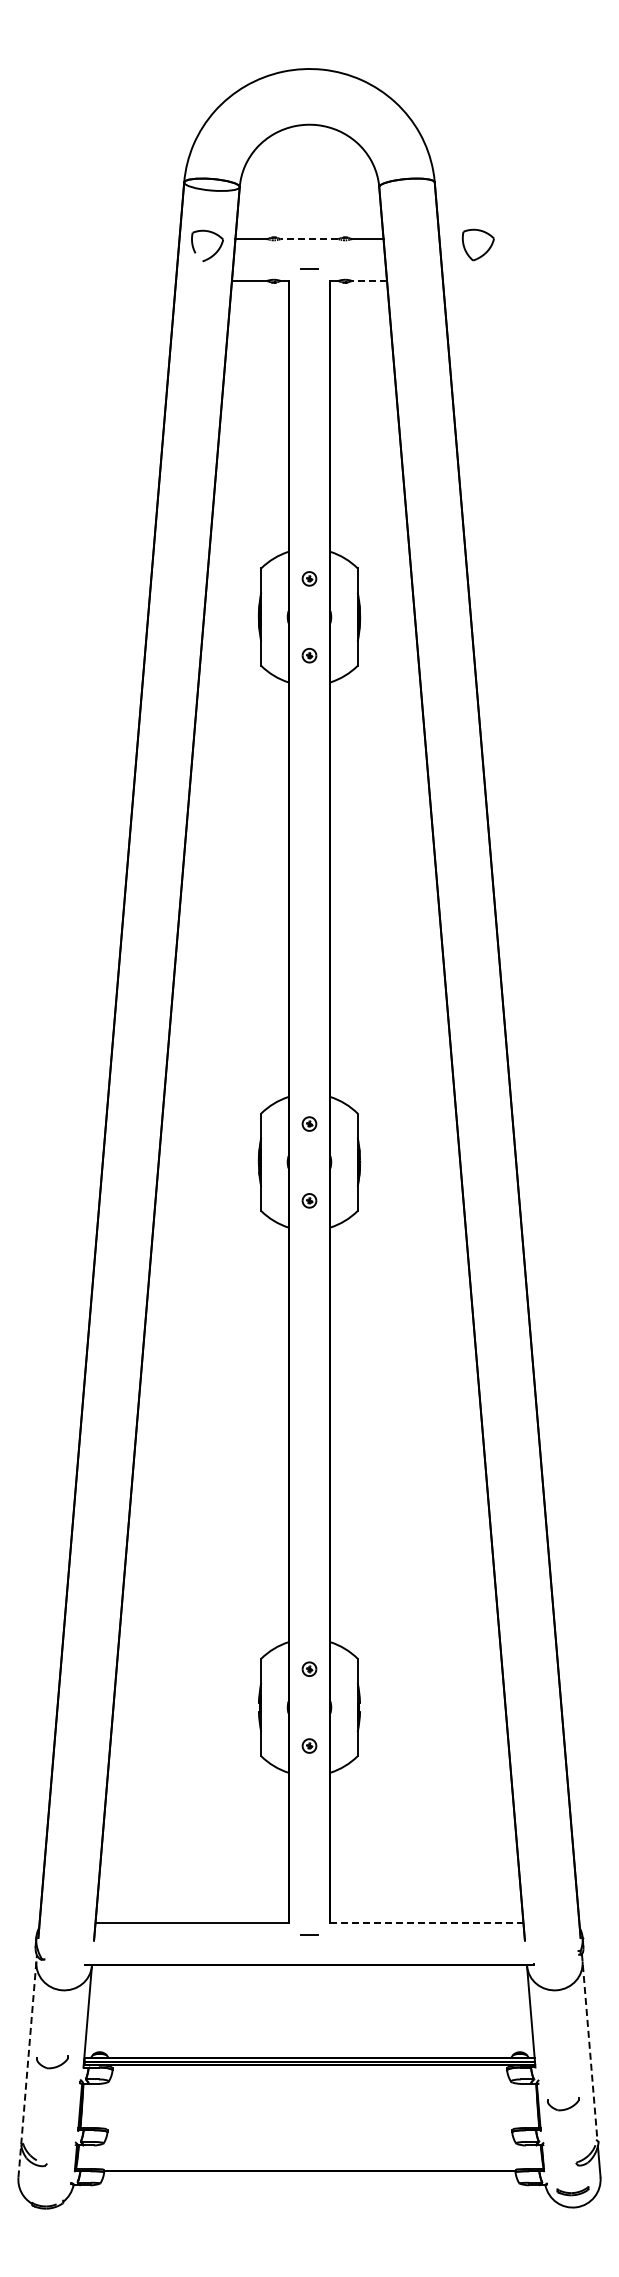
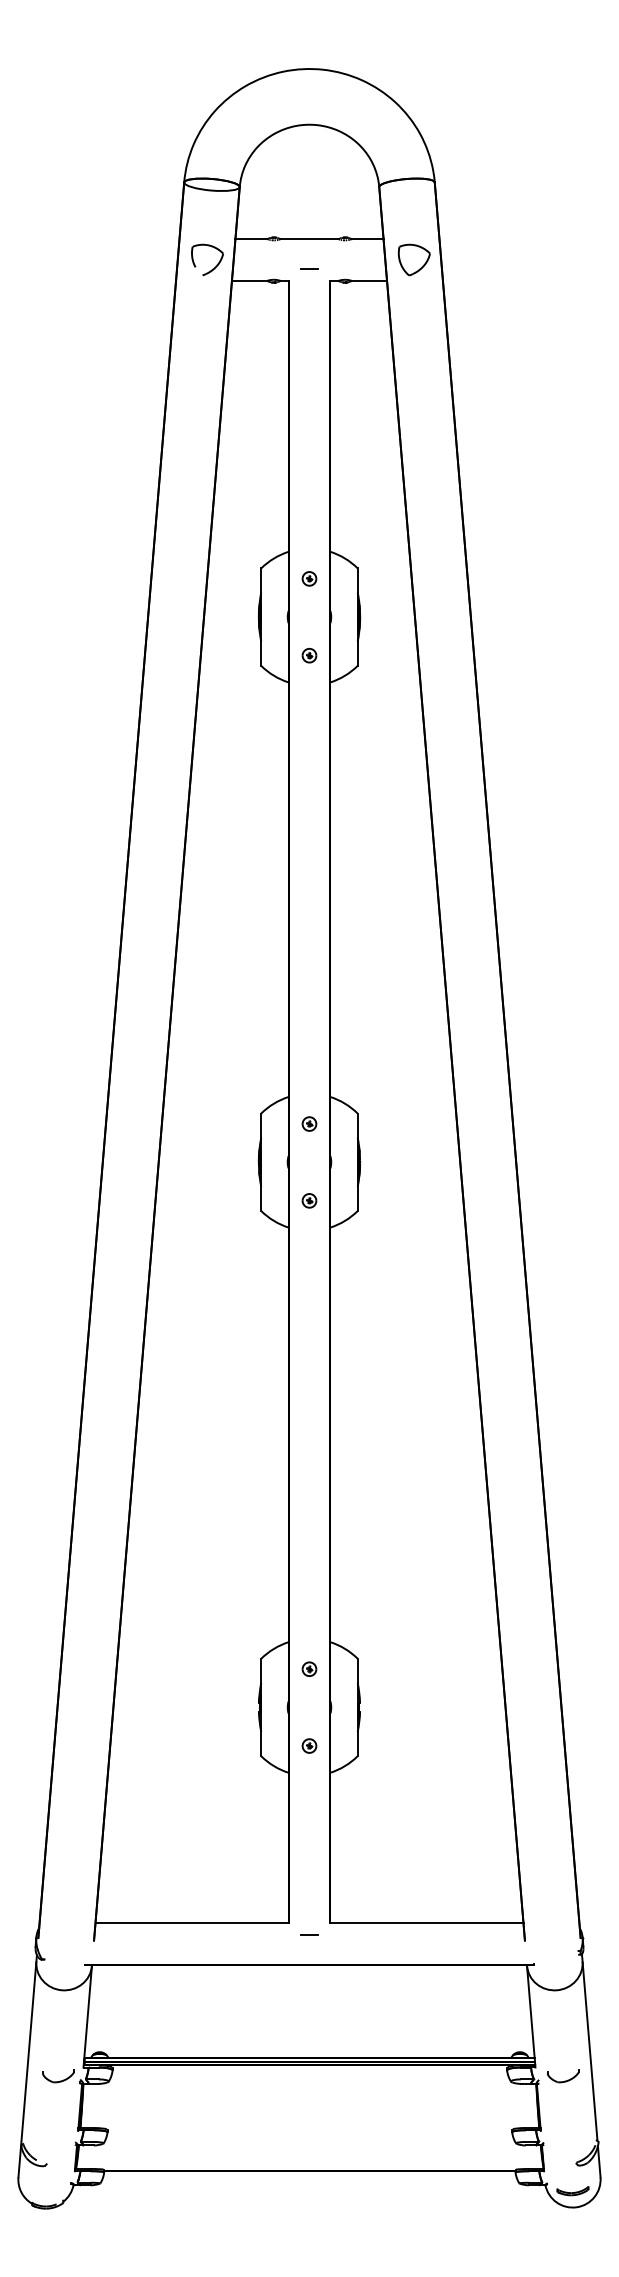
line: dashed -> solid (309, 239)
part position: (477, 244) -> (413, 259) (413, 259)
part position: (216, 250) -> (216, 264) (216, 264)
line: dashed -> solid (369, 280)
line: dashed -> solid (426, 1923)
line: dashed -> solid (589, 2047)
part position: (52, 2062) -> (58, 2076) (58, 2076)
line: dashed -> solid (27, 2066)
part position: (563, 2104) -> (563, 2076) (563, 2076)
